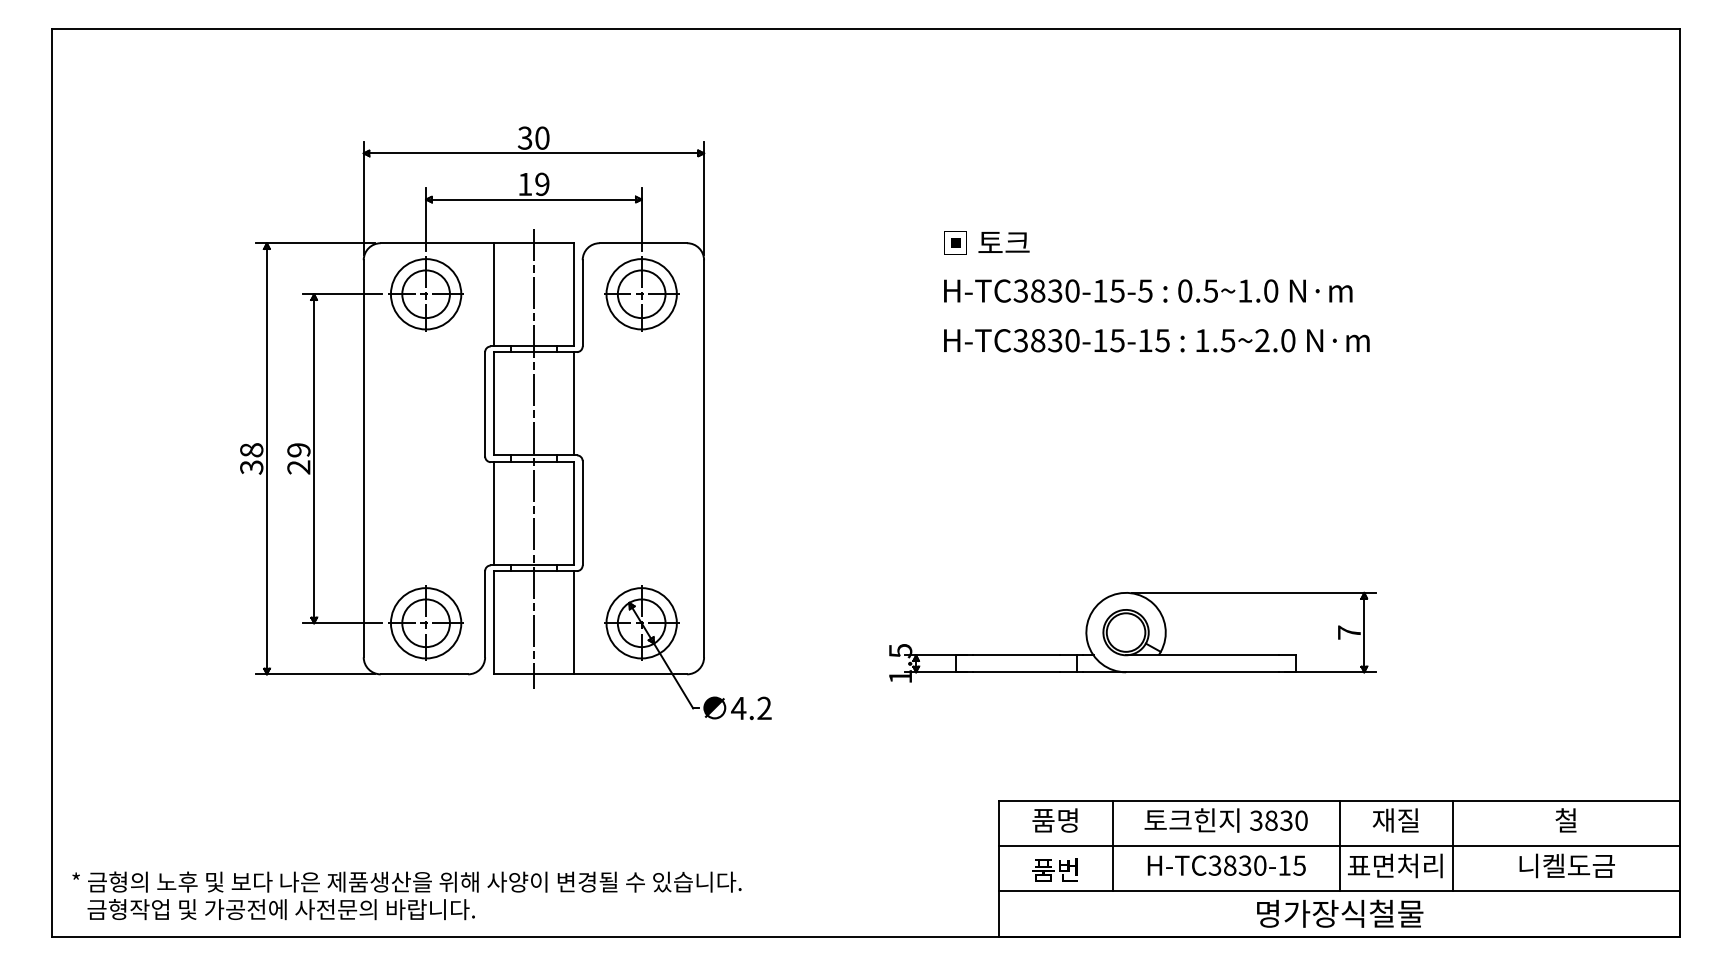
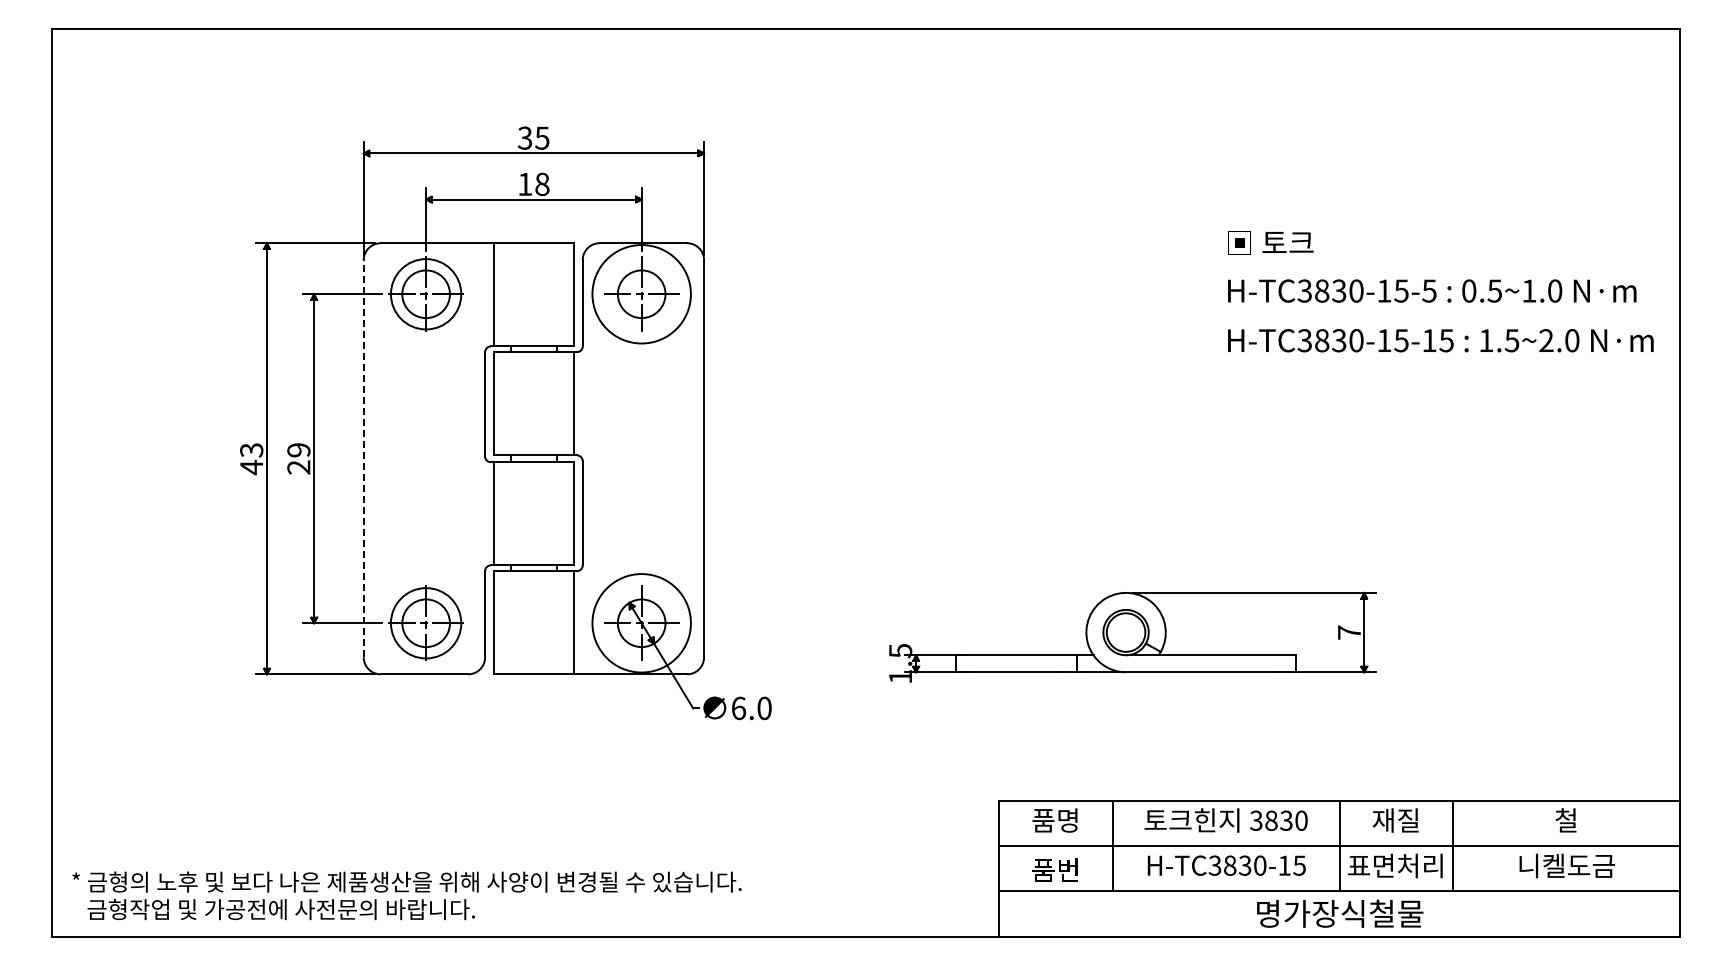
text: 30 -> 35 (542, 137)
text: 19 -> 18 (542, 183)
text position: (1156, 291) -> (1440, 291) (1440, 291)
circle diameter: 70 px -> 98 px (641, 294)
line: solid -> dashed (363, 458)
line: present -> none (533, 458)
text: 38 -> 43 (251, 459)
circle diameter: 70 px -> 98 px (641, 623)
text: 4.2 -> 6.0 (751, 708)
